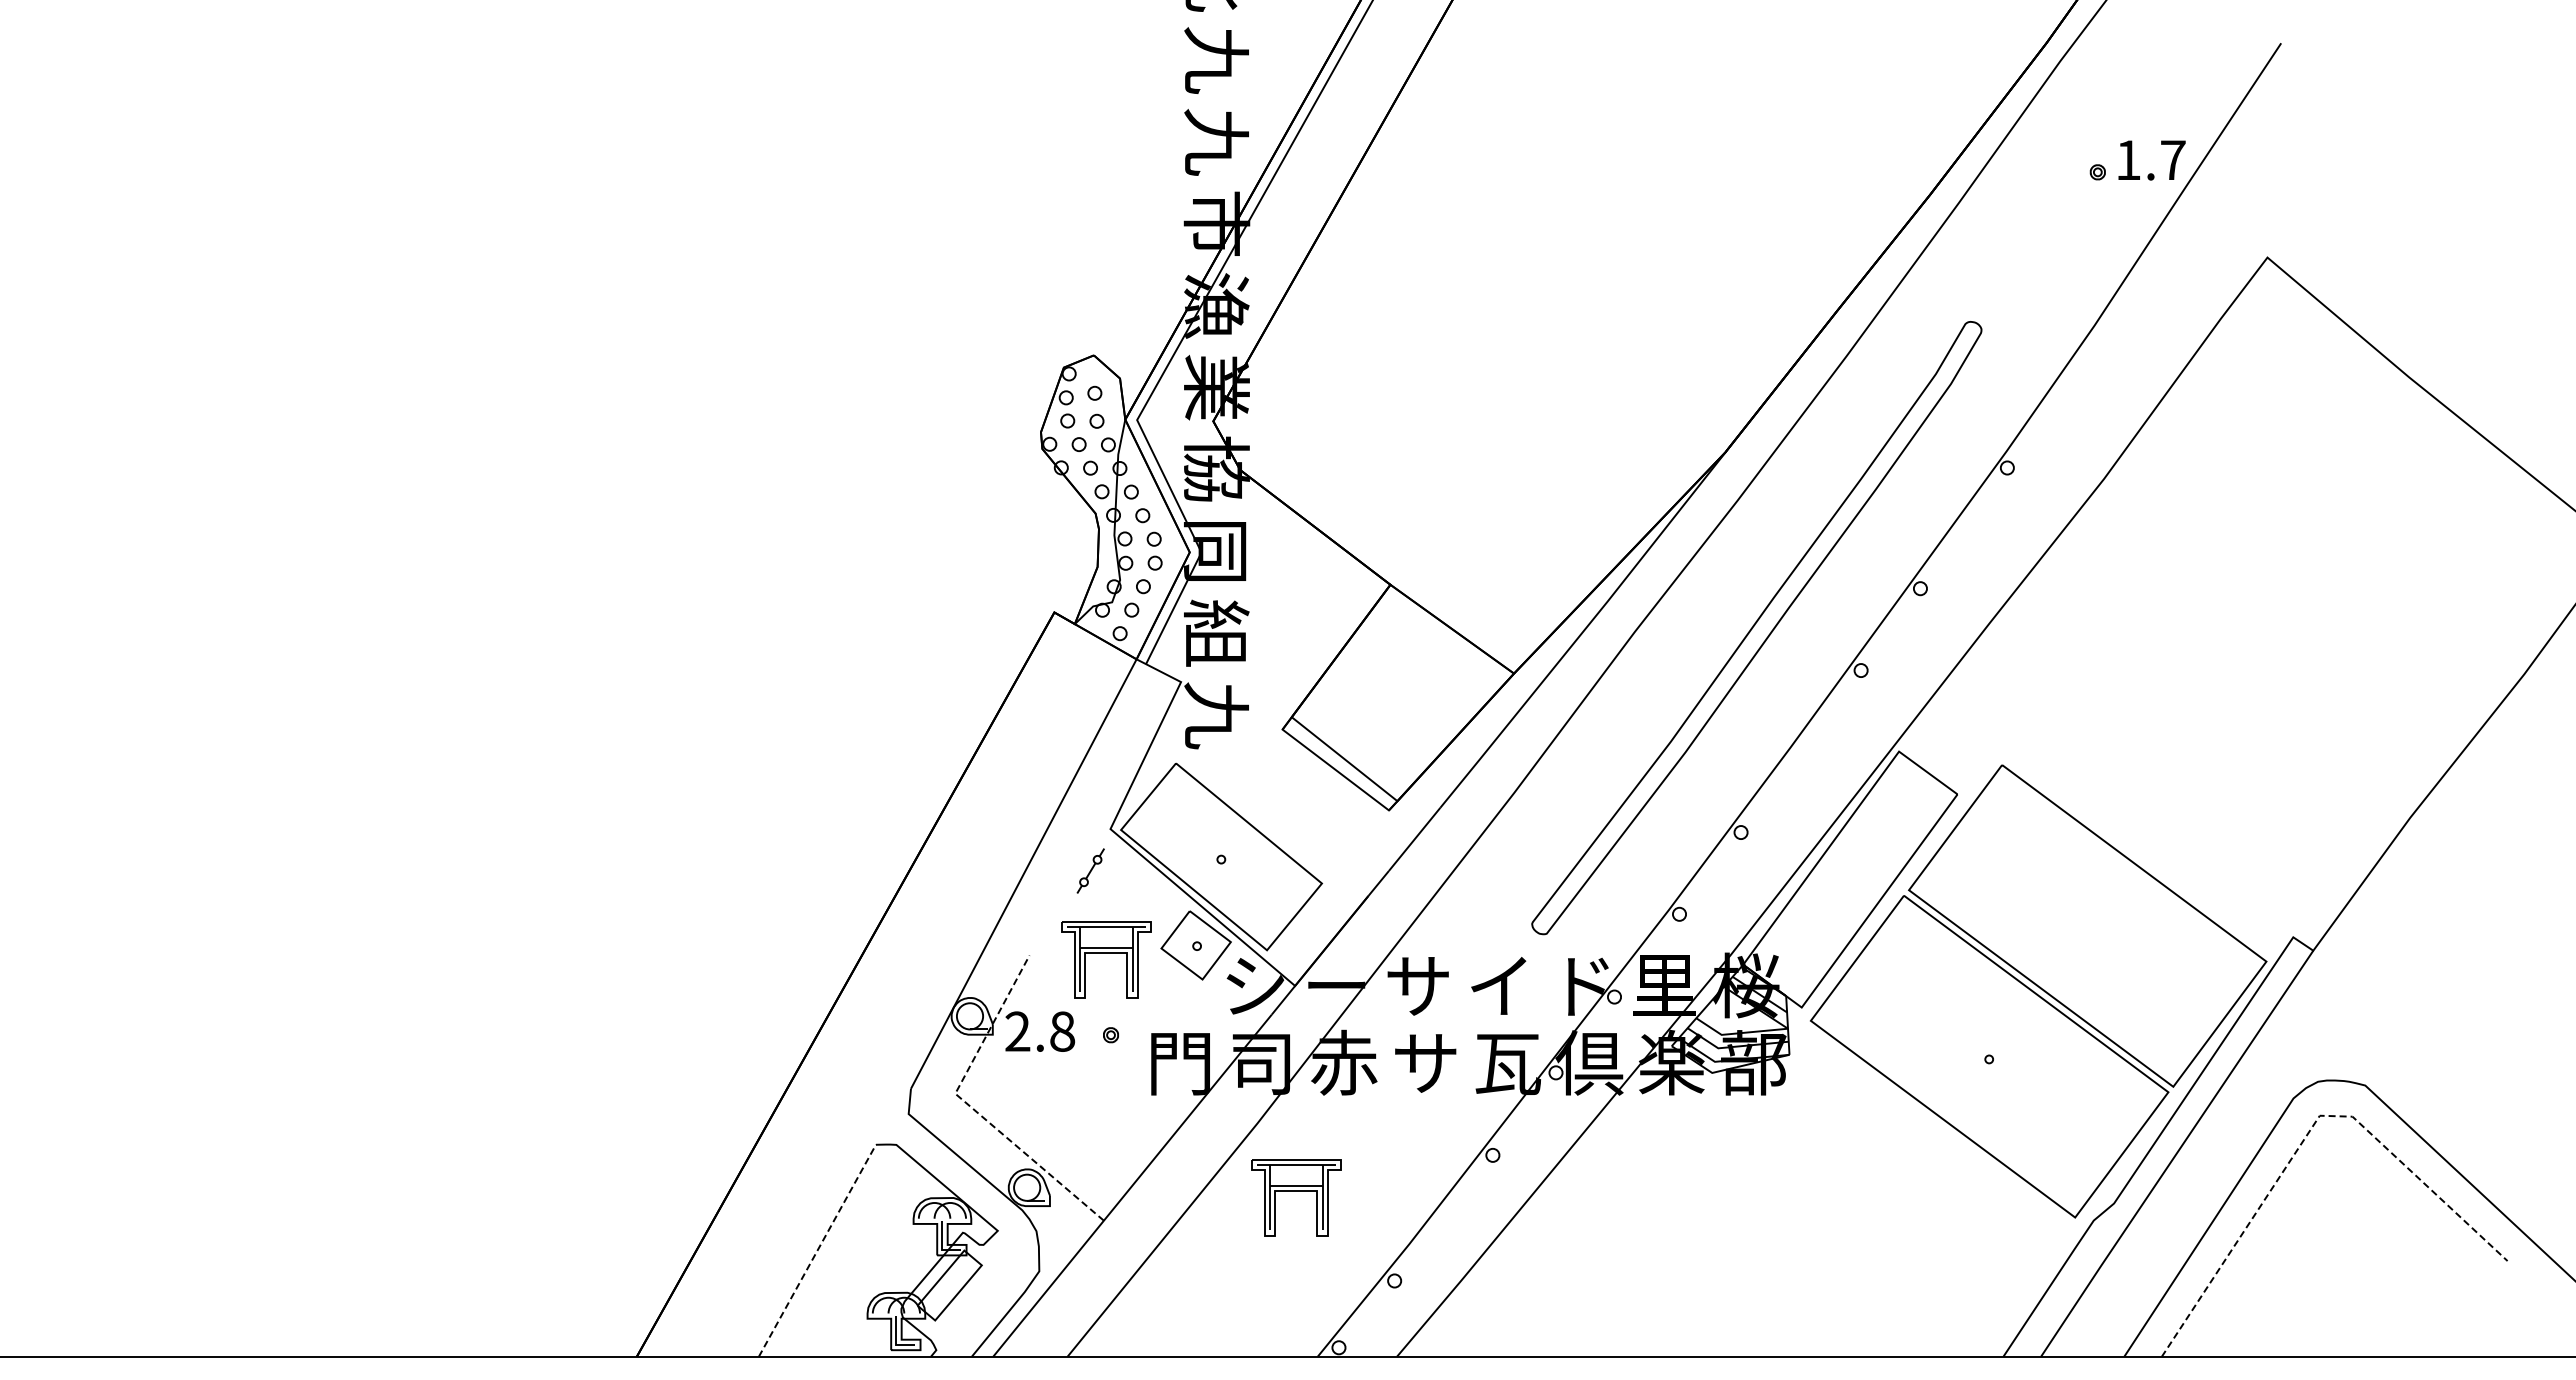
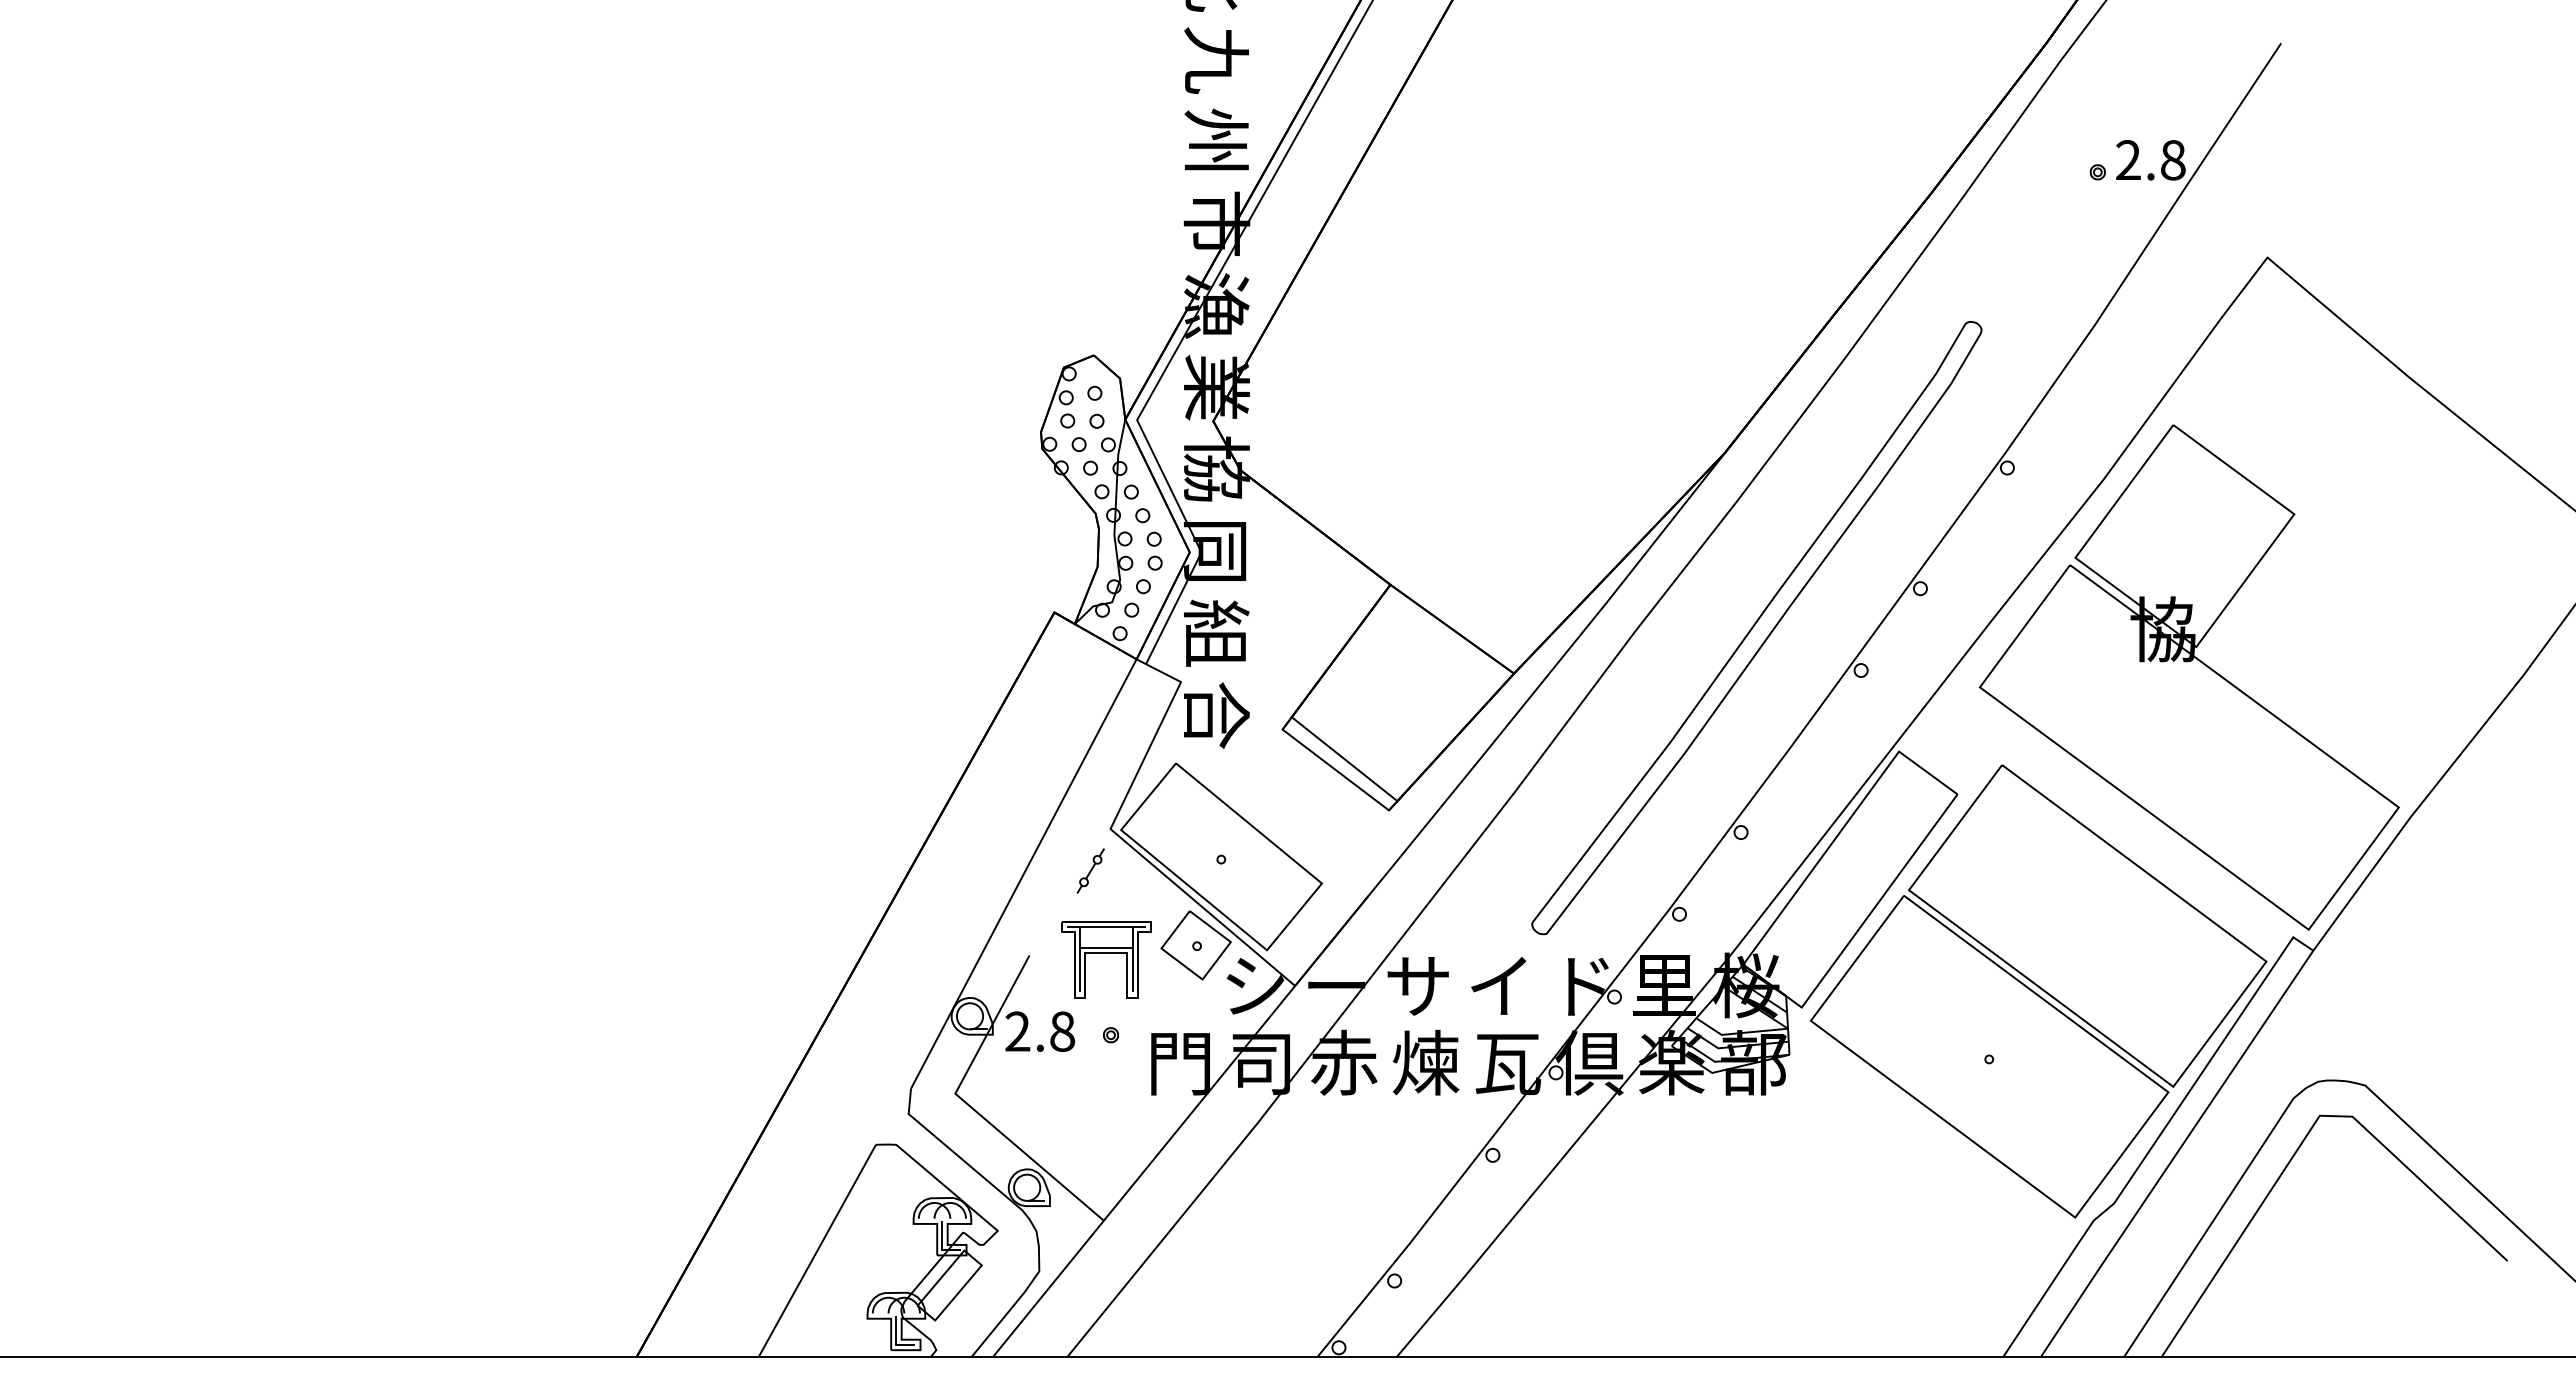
text: 九 -> 州 (1216, 141)
text: 1.7 -> 2.8 (2150, 160)
part: none -> present (2188, 677)
text: 九 -> 合 (1216, 715)
text: サ -> 煉 (1425, 1062)
line: dashed -> solid (969, 1106)
line: dashed -> solid (2308, 1133)
part: present -> none (1296, 1197)
line: dashed -> solid (817, 1250)
